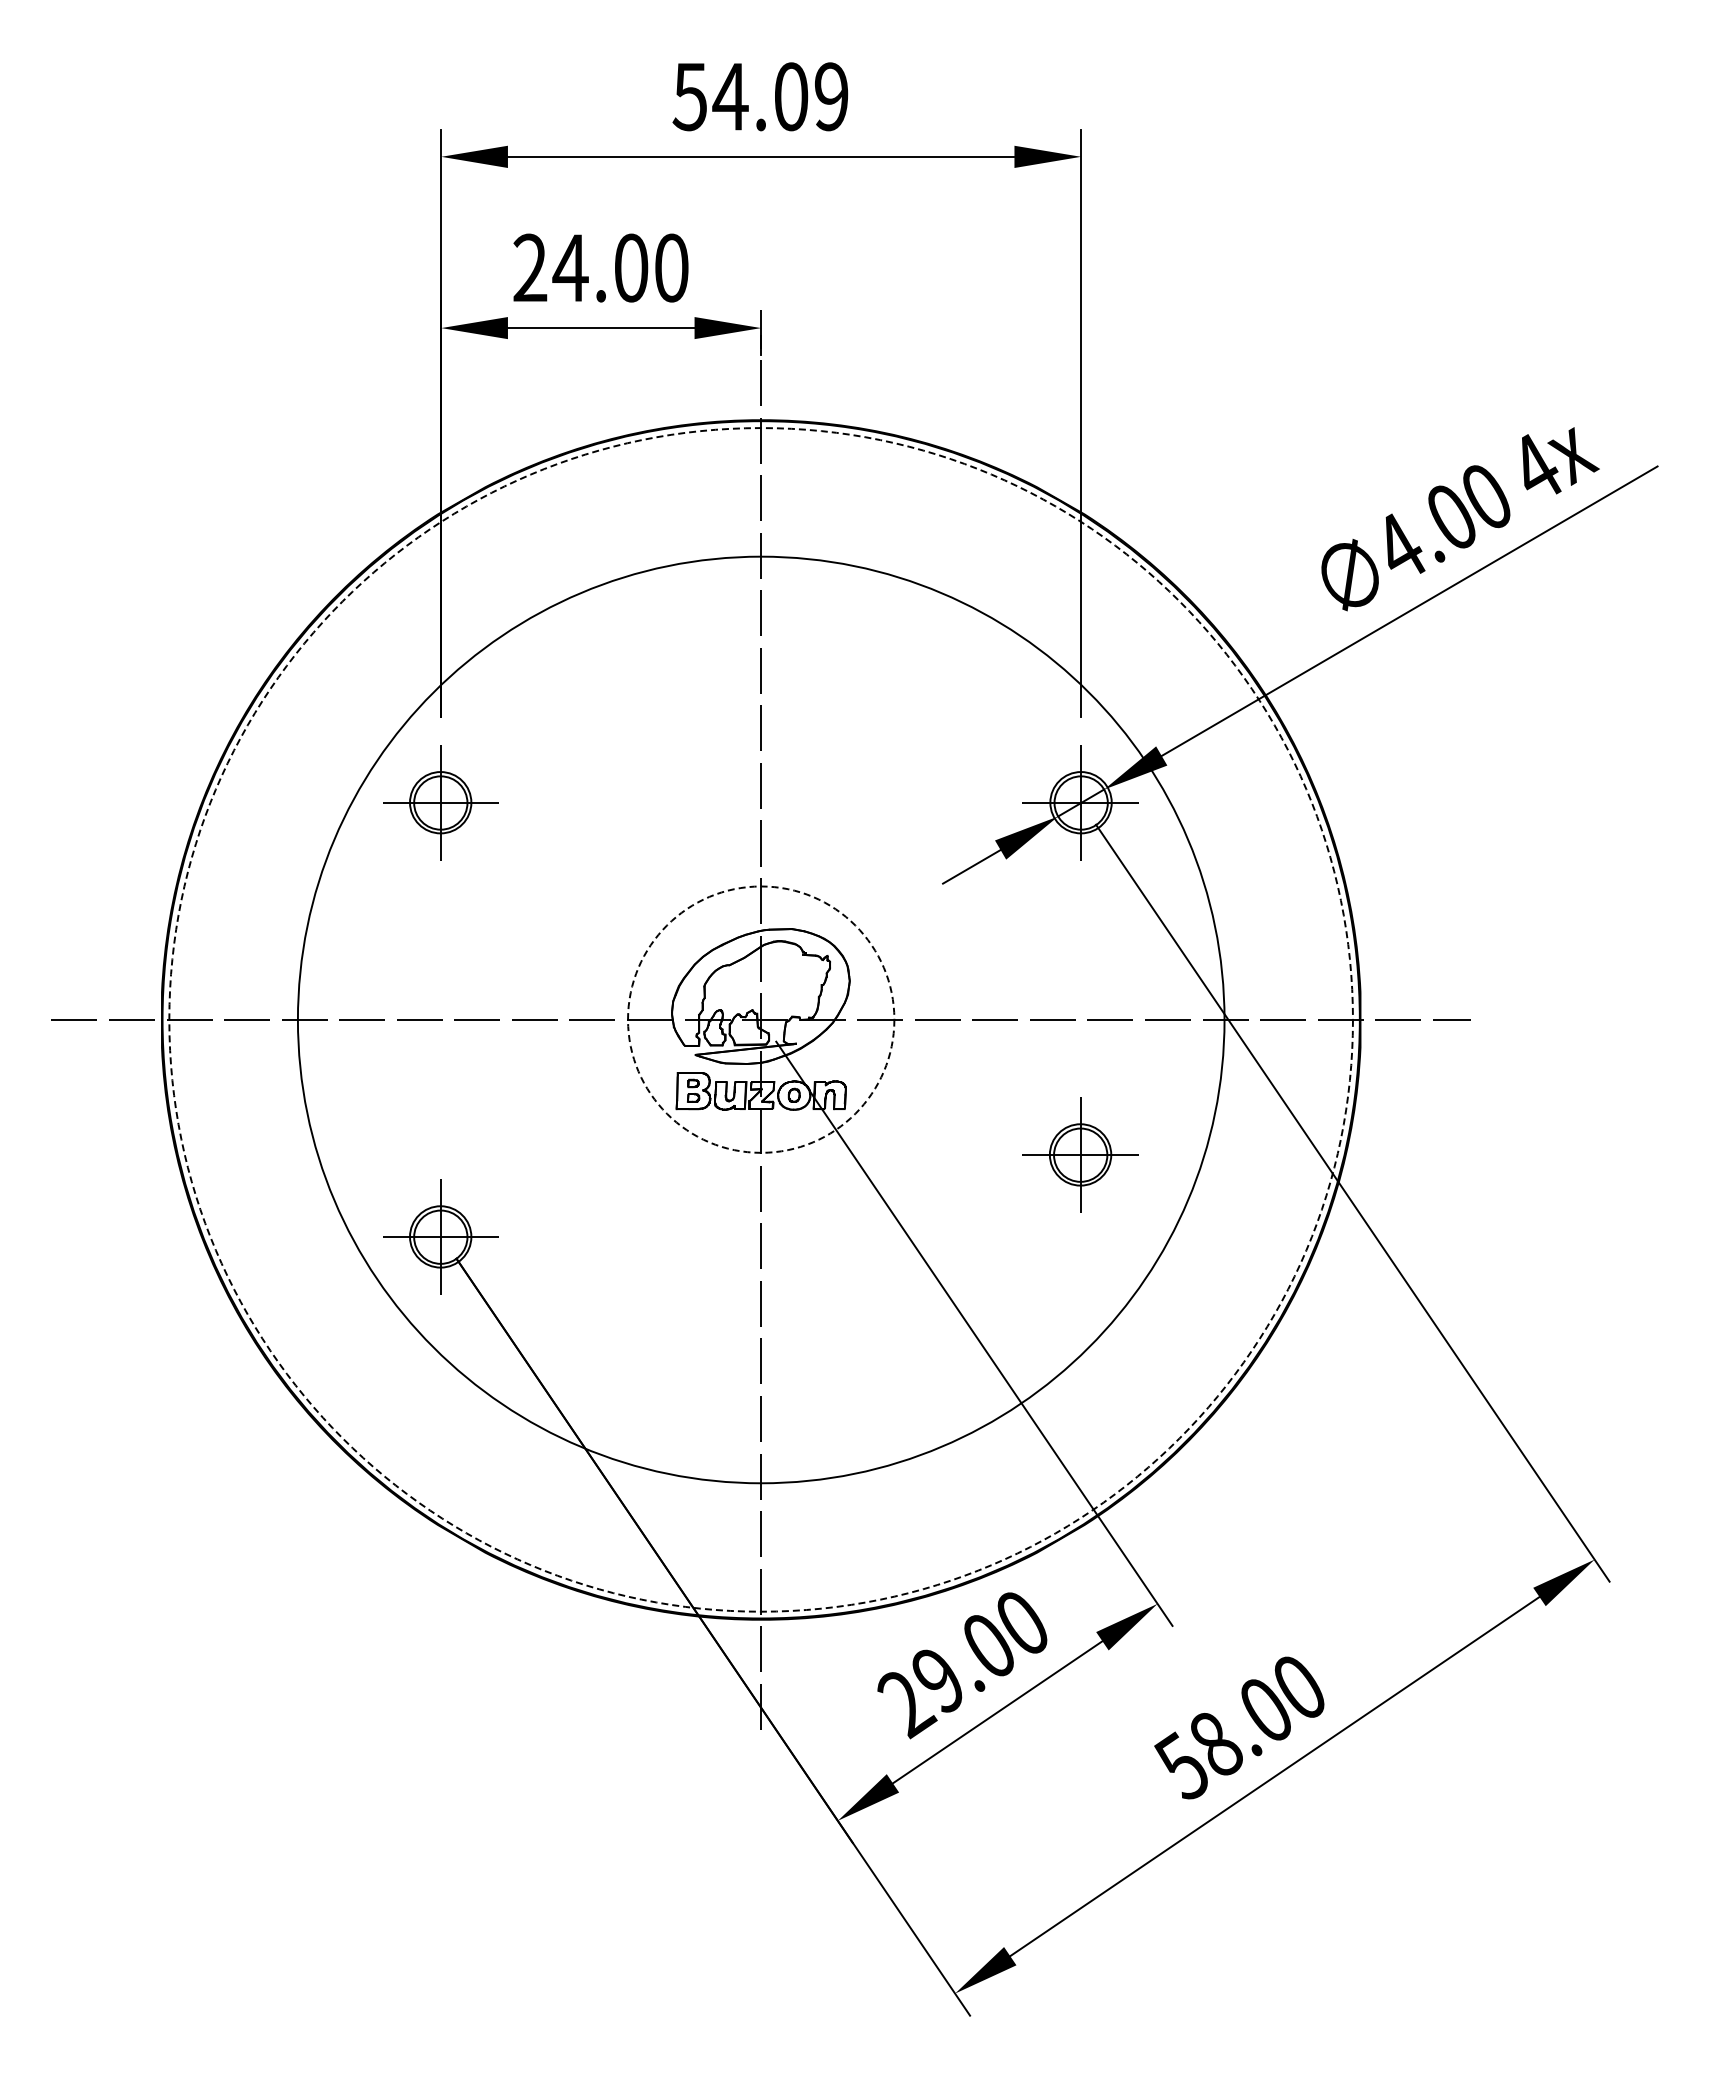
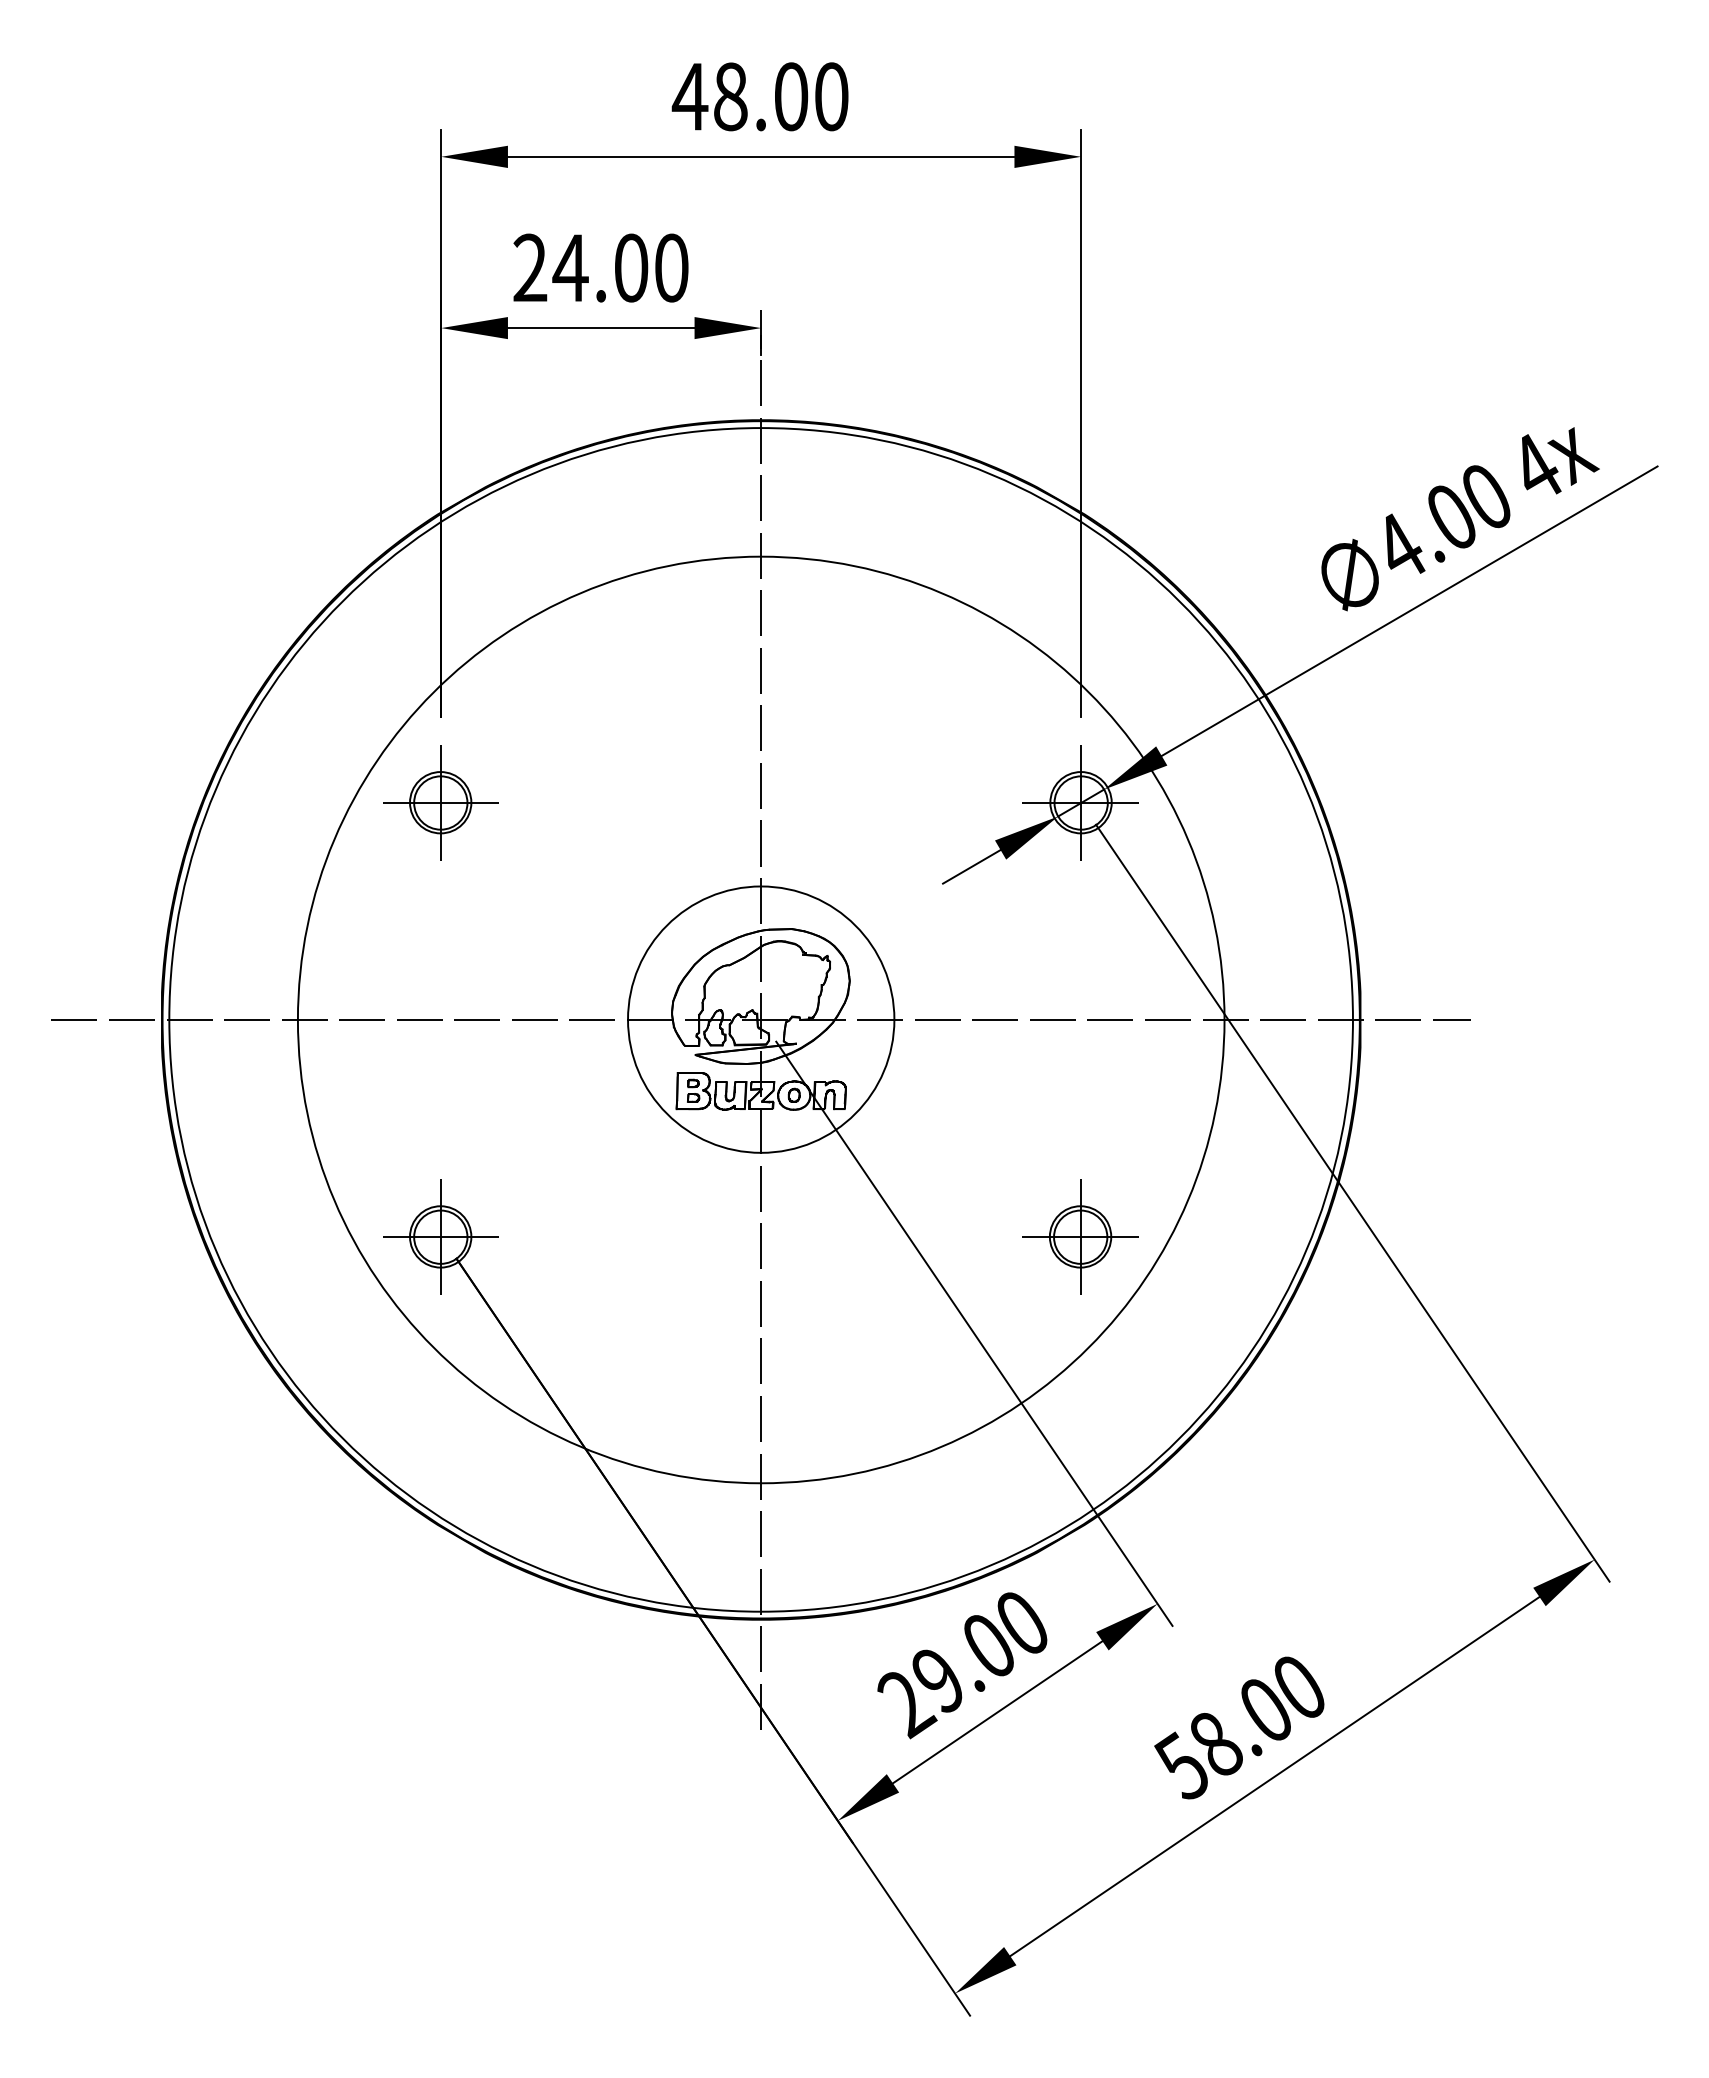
text: 54.09 -> 48.00 (759, 96)
circle: dashed -> solid (760, 1019)
circle: dashed -> solid (761, 1019)
part position: (1080, 1154) -> (1080, 1236) (1080, 1236)
